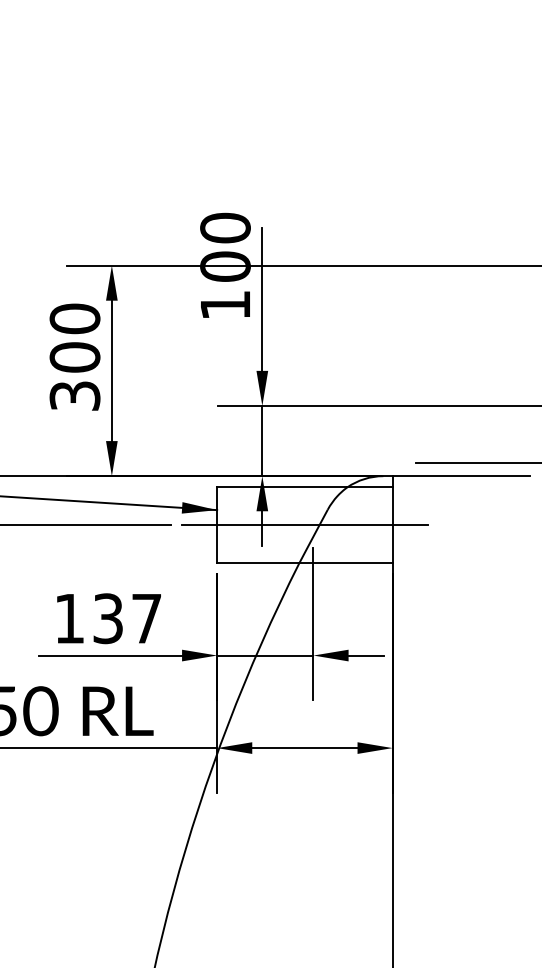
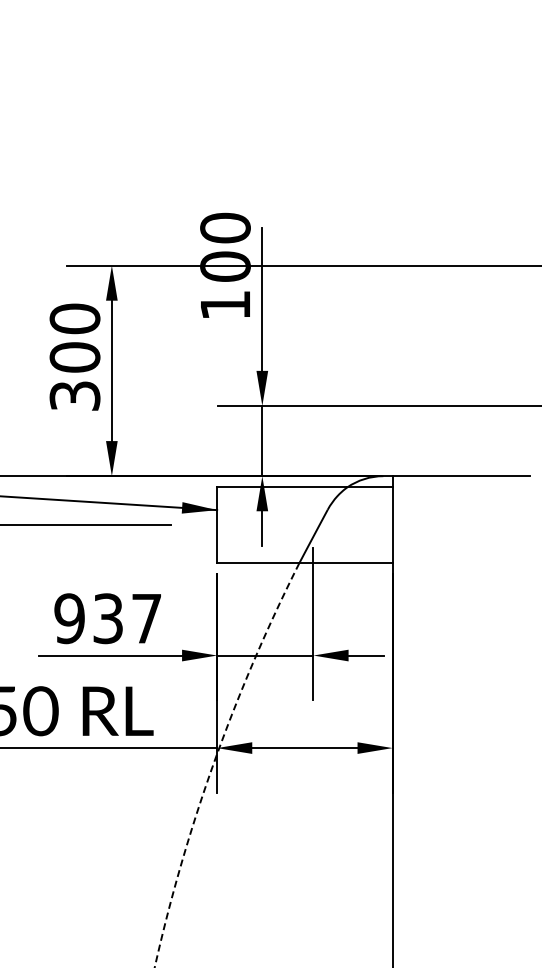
line: present -> none (477, 463)
line: present -> none (304, 525)
text: 137 -> 937 (69, 618)
arc: solid -> dashed (214, 760)
